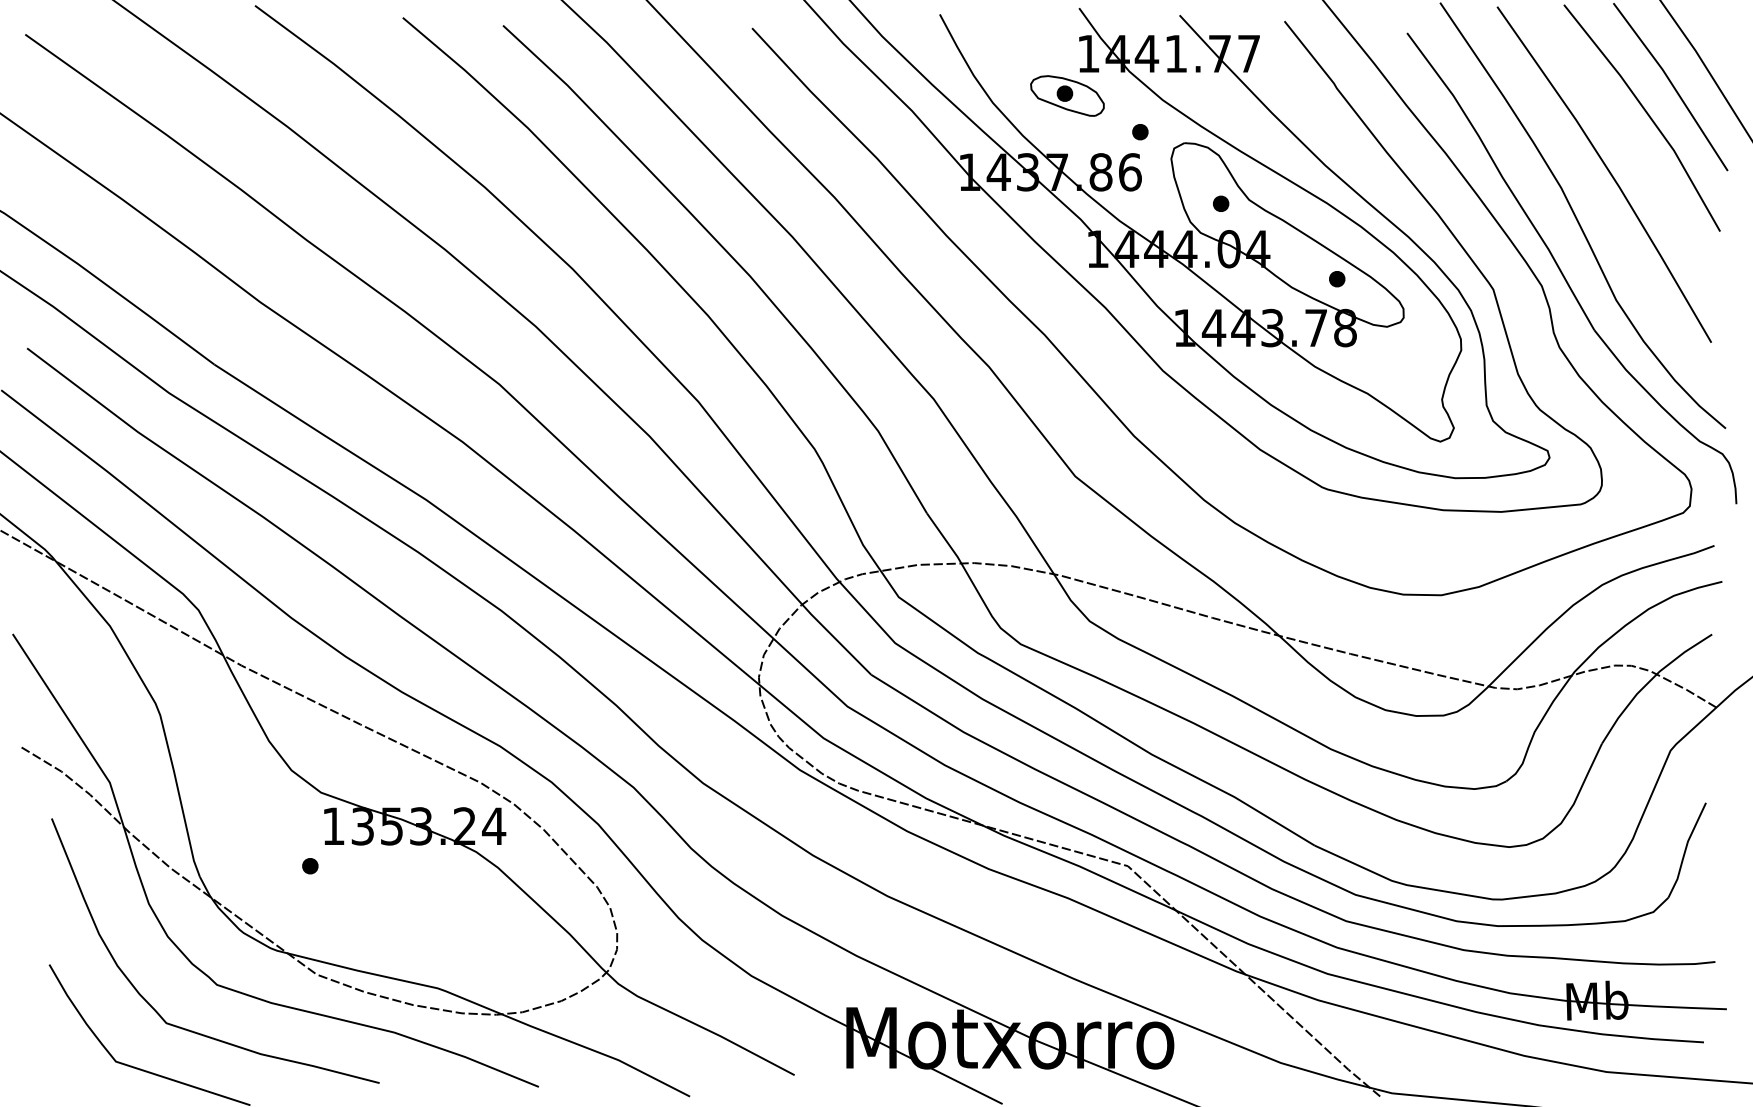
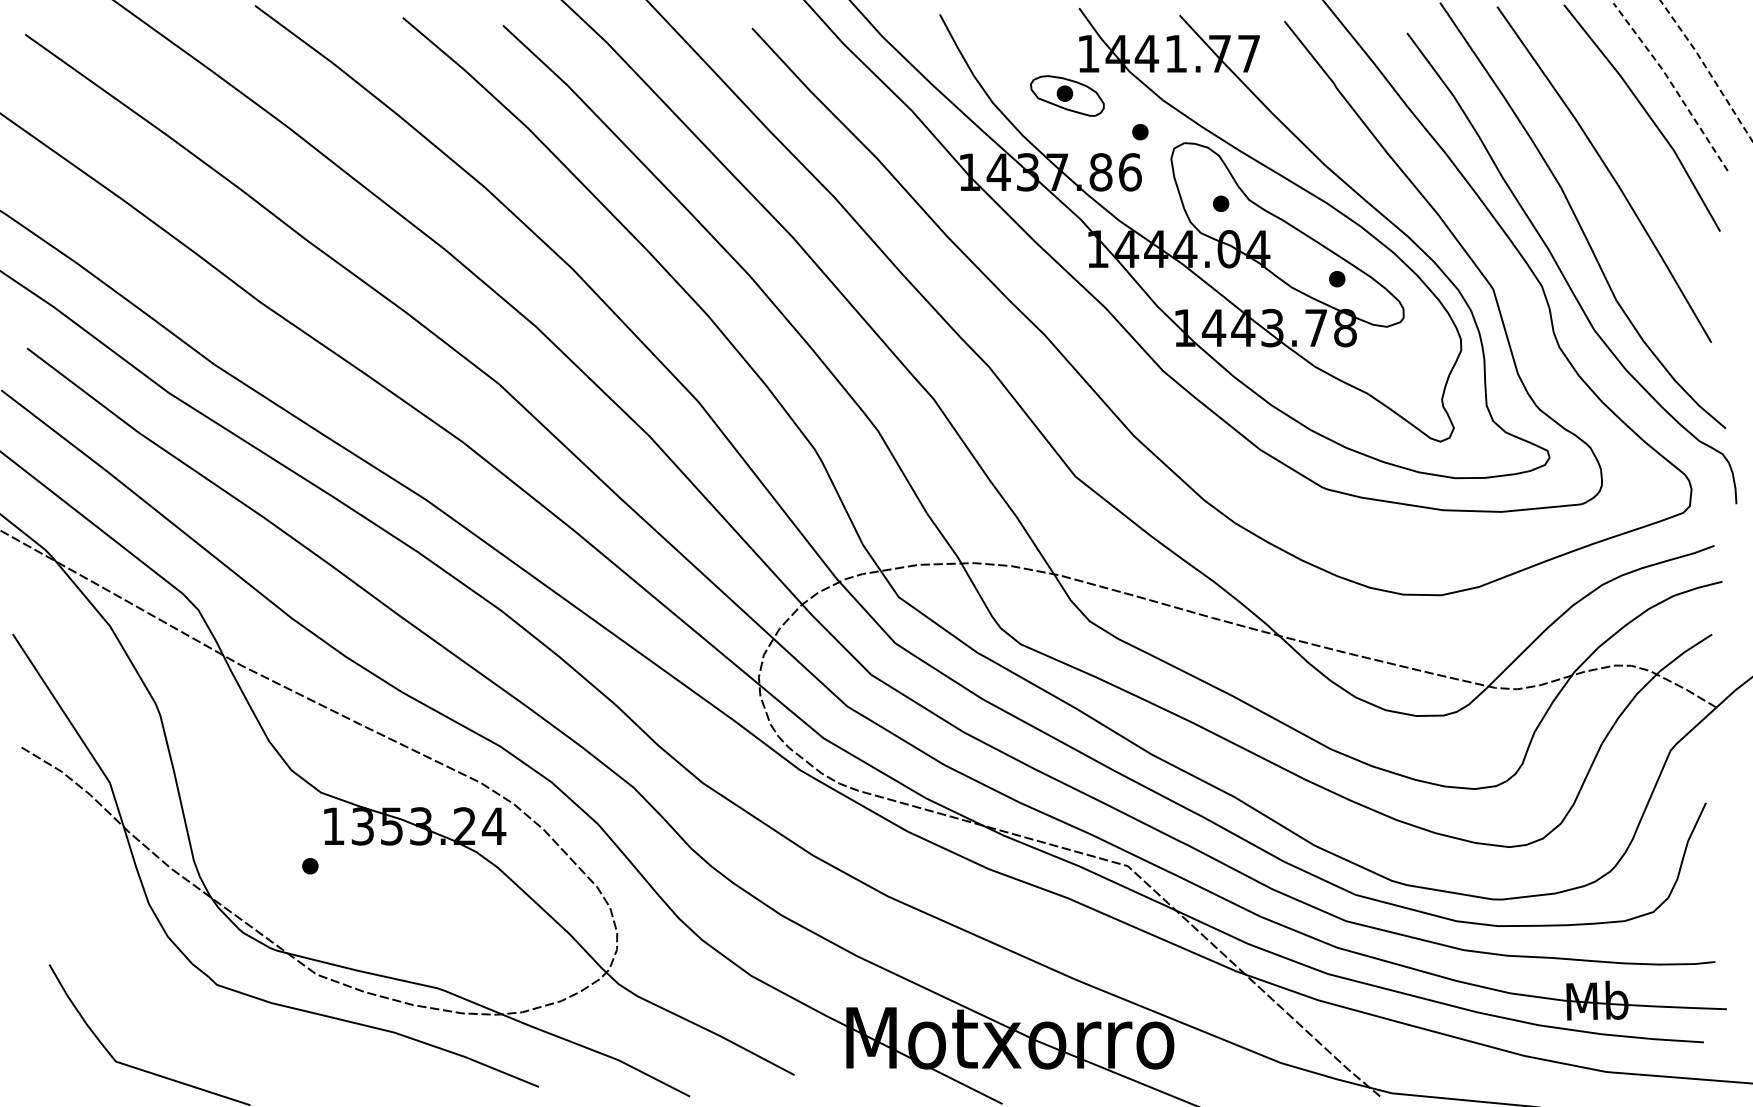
line: solid -> dashed (1707, 70)
line: solid -> dashed (1672, 84)
curve: present -> none (189, 1029)
